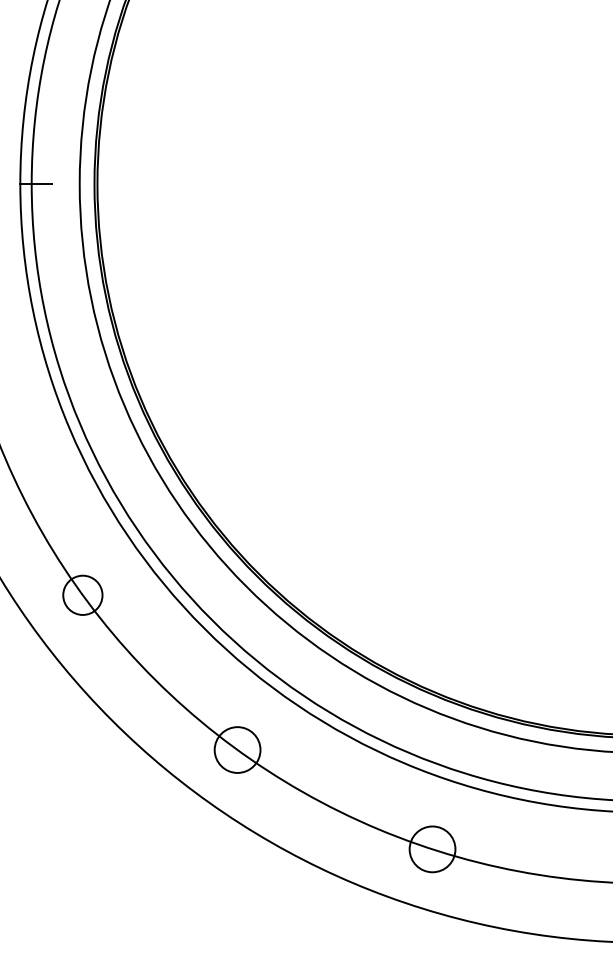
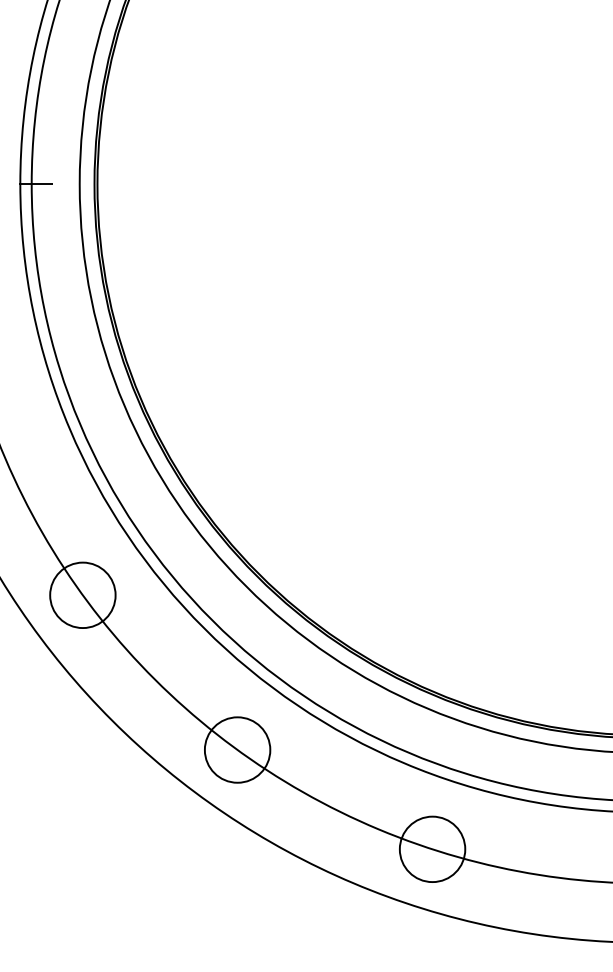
circle diameter: 39 px -> 65 px (82, 595)
circle diameter: 46 px -> 65 px (237, 749)
circle diameter: 46 px -> 65 px (432, 849)
